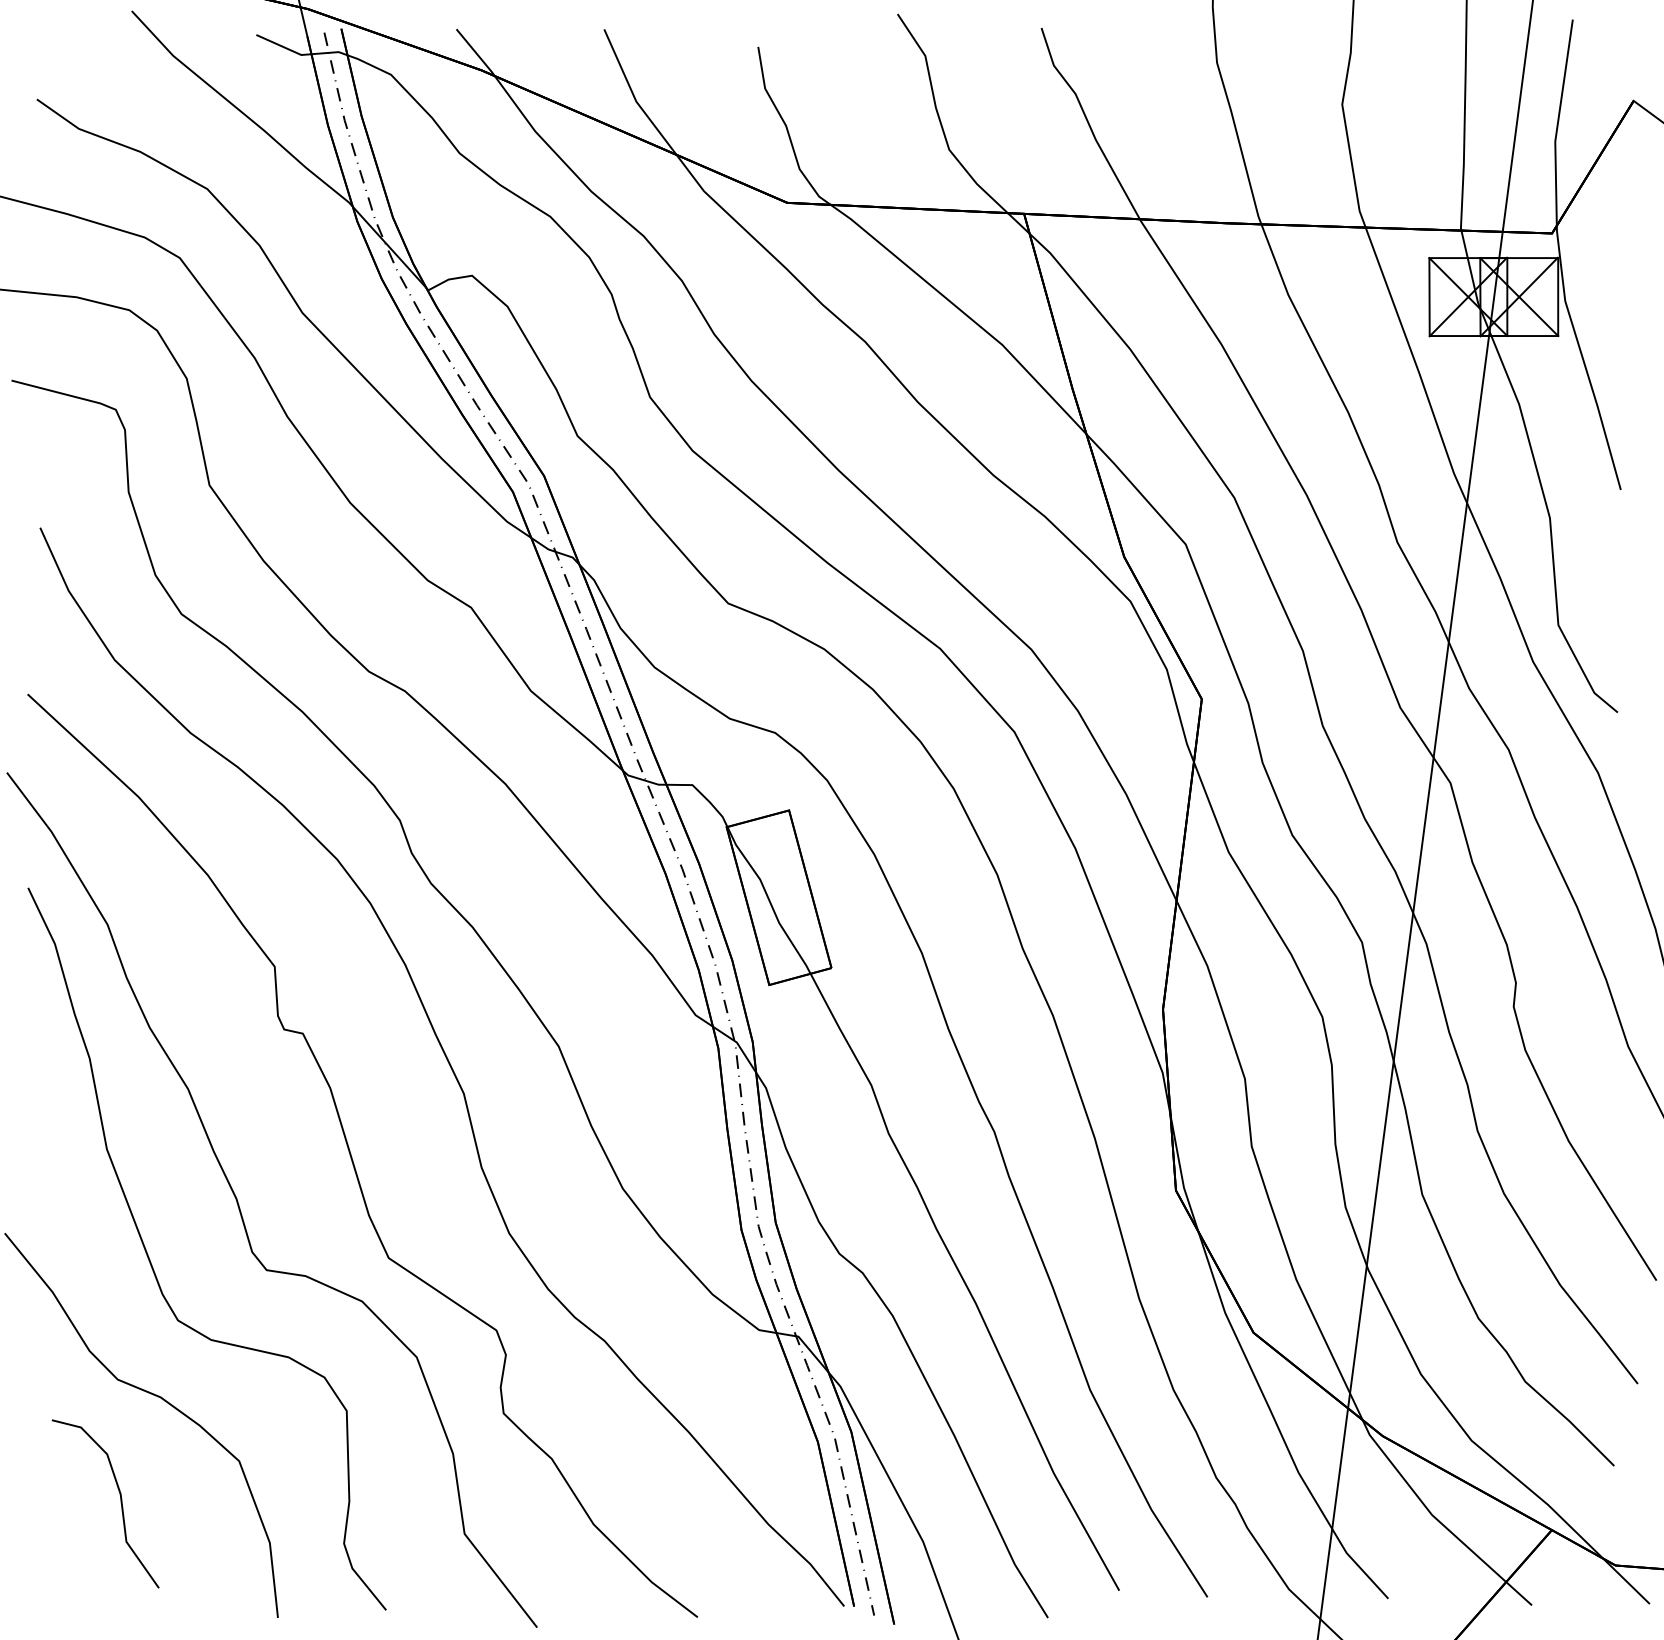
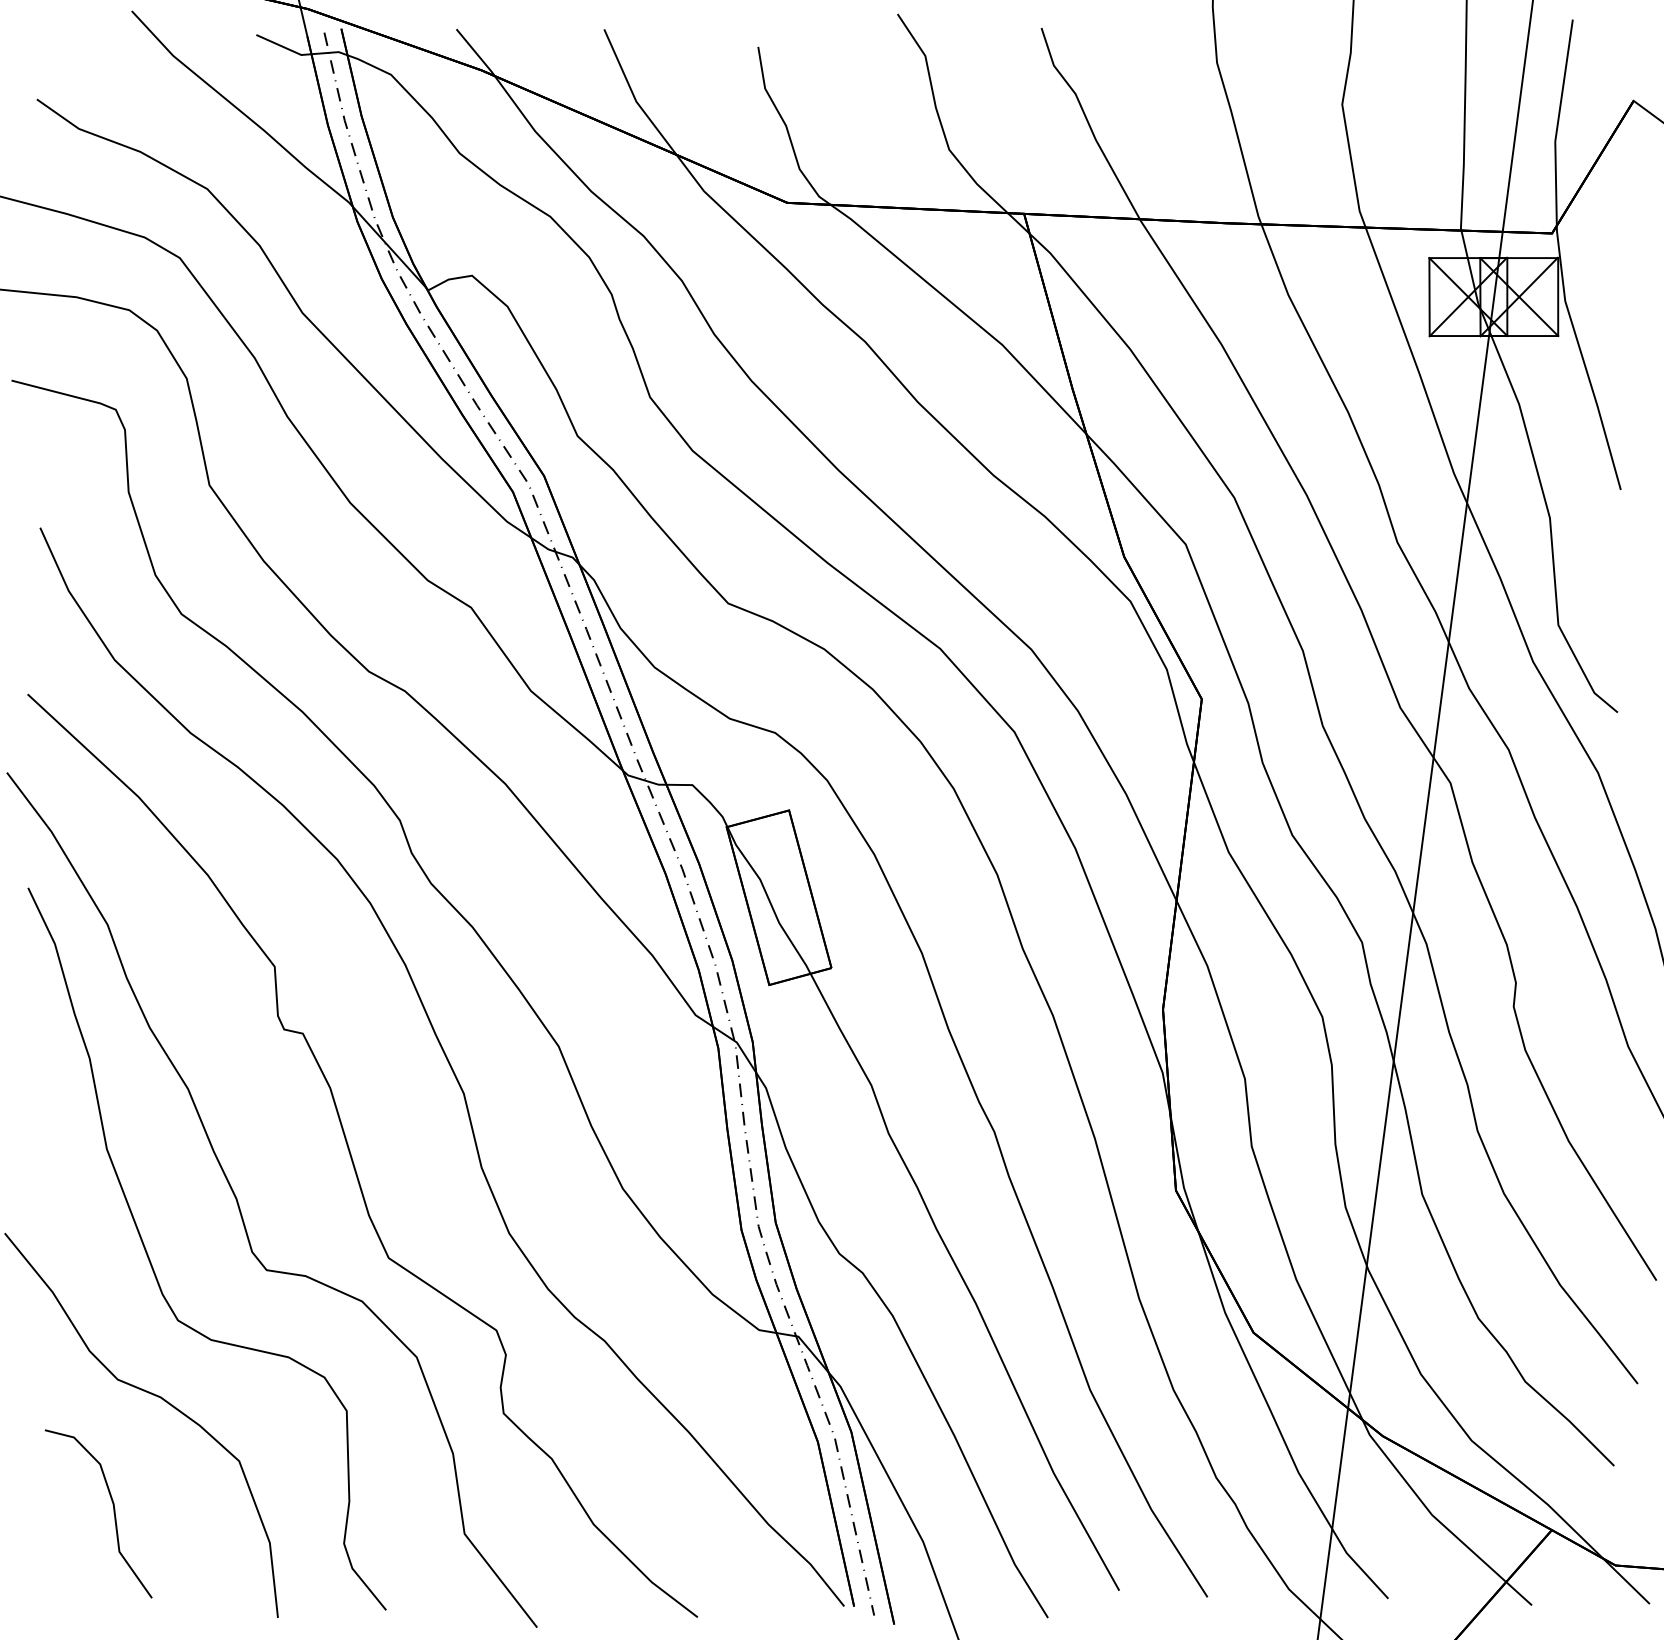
curve position: (120, 1503) -> (113, 1513) (113, 1513)
